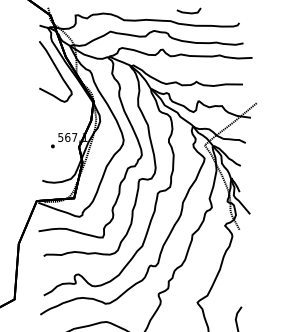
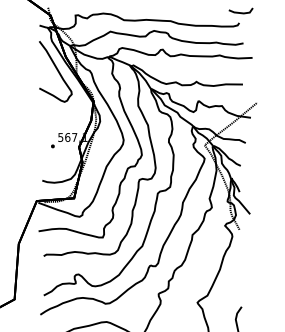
line position: (188, 12) -> (240, 12) (240, 12)
